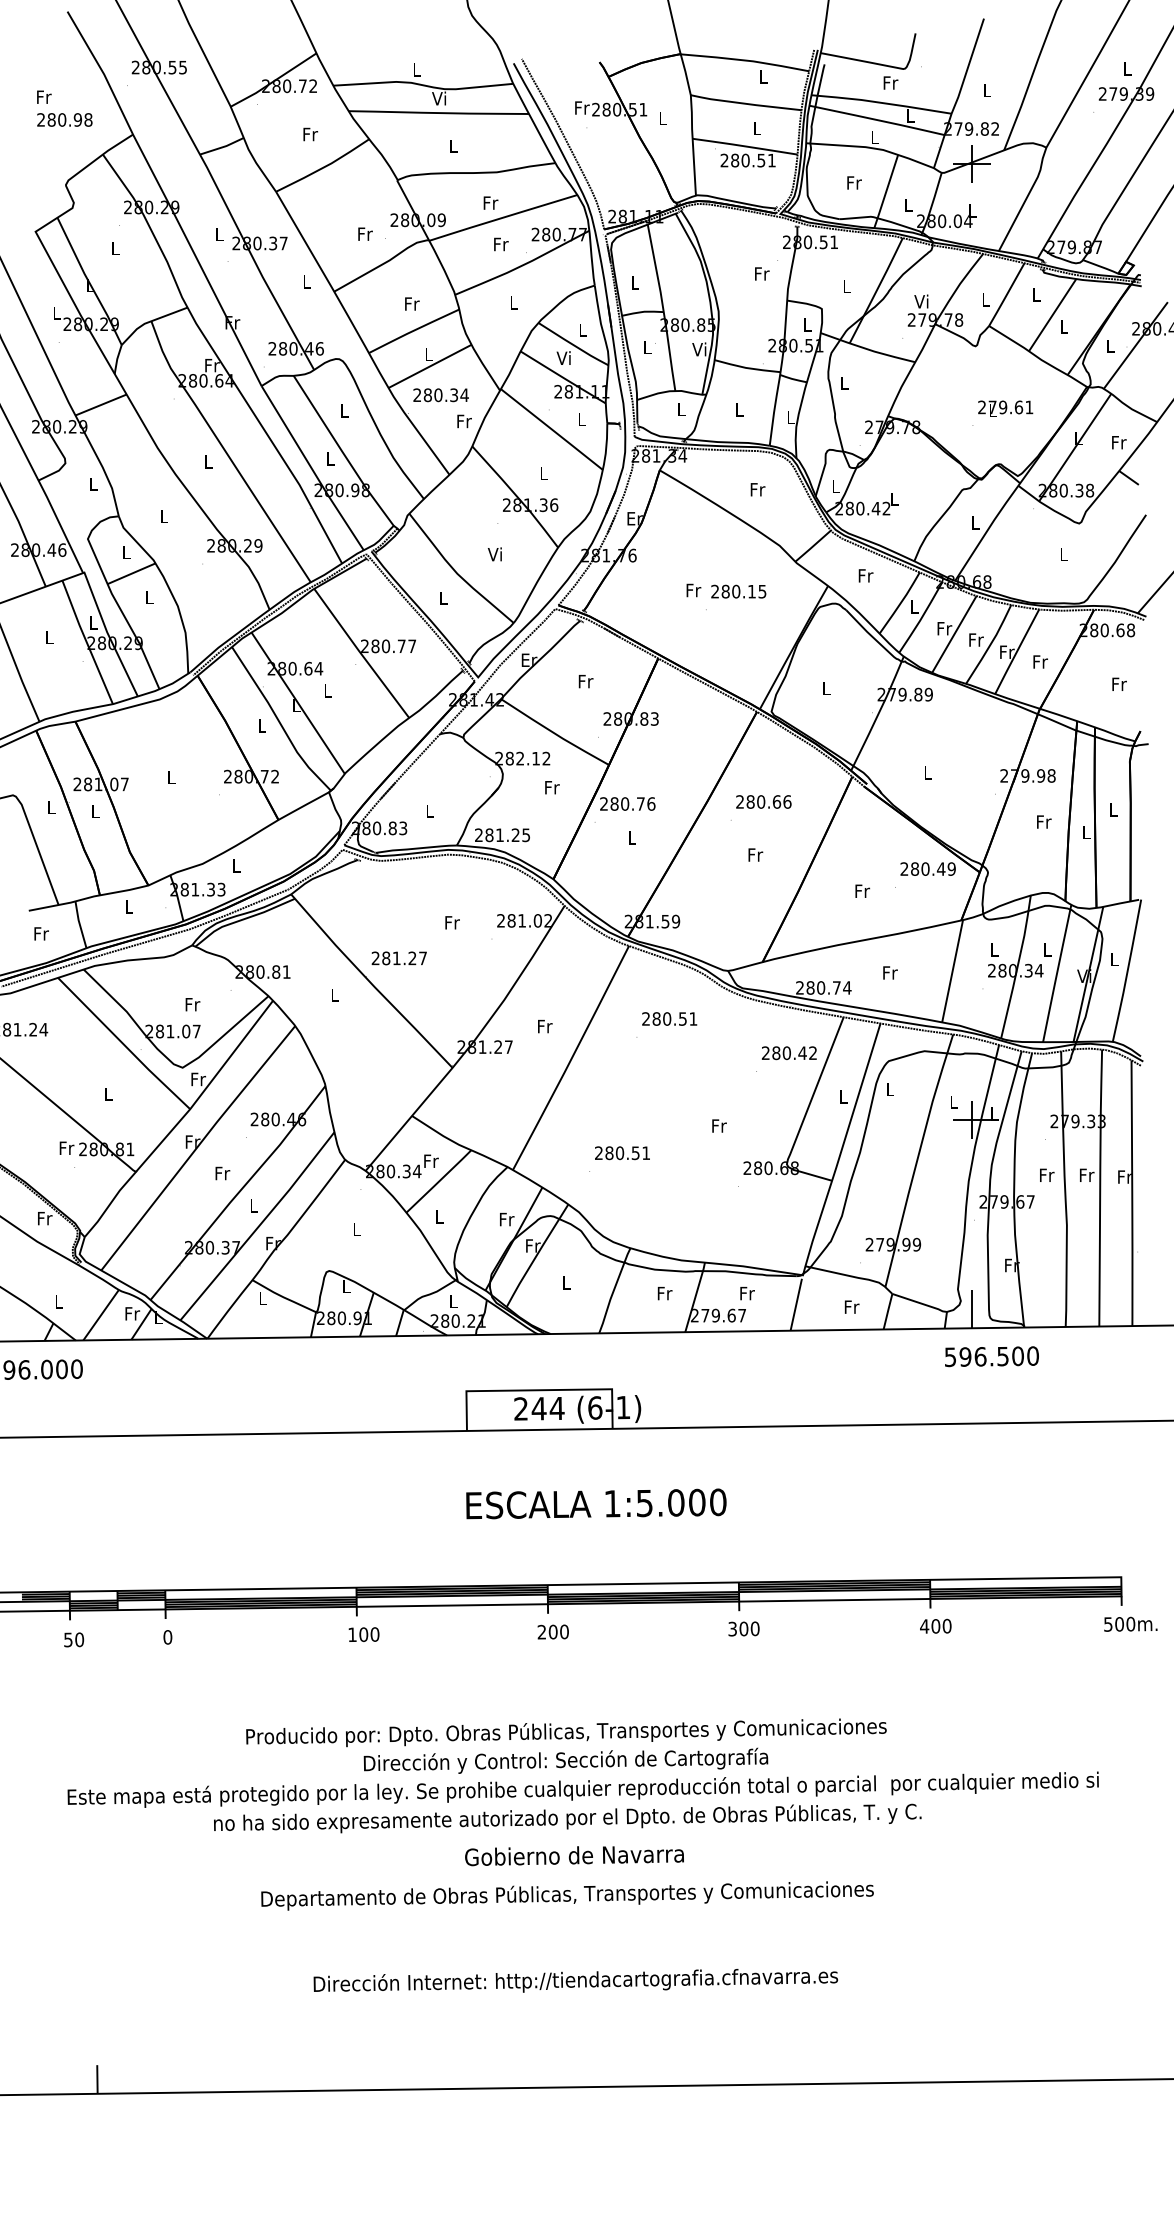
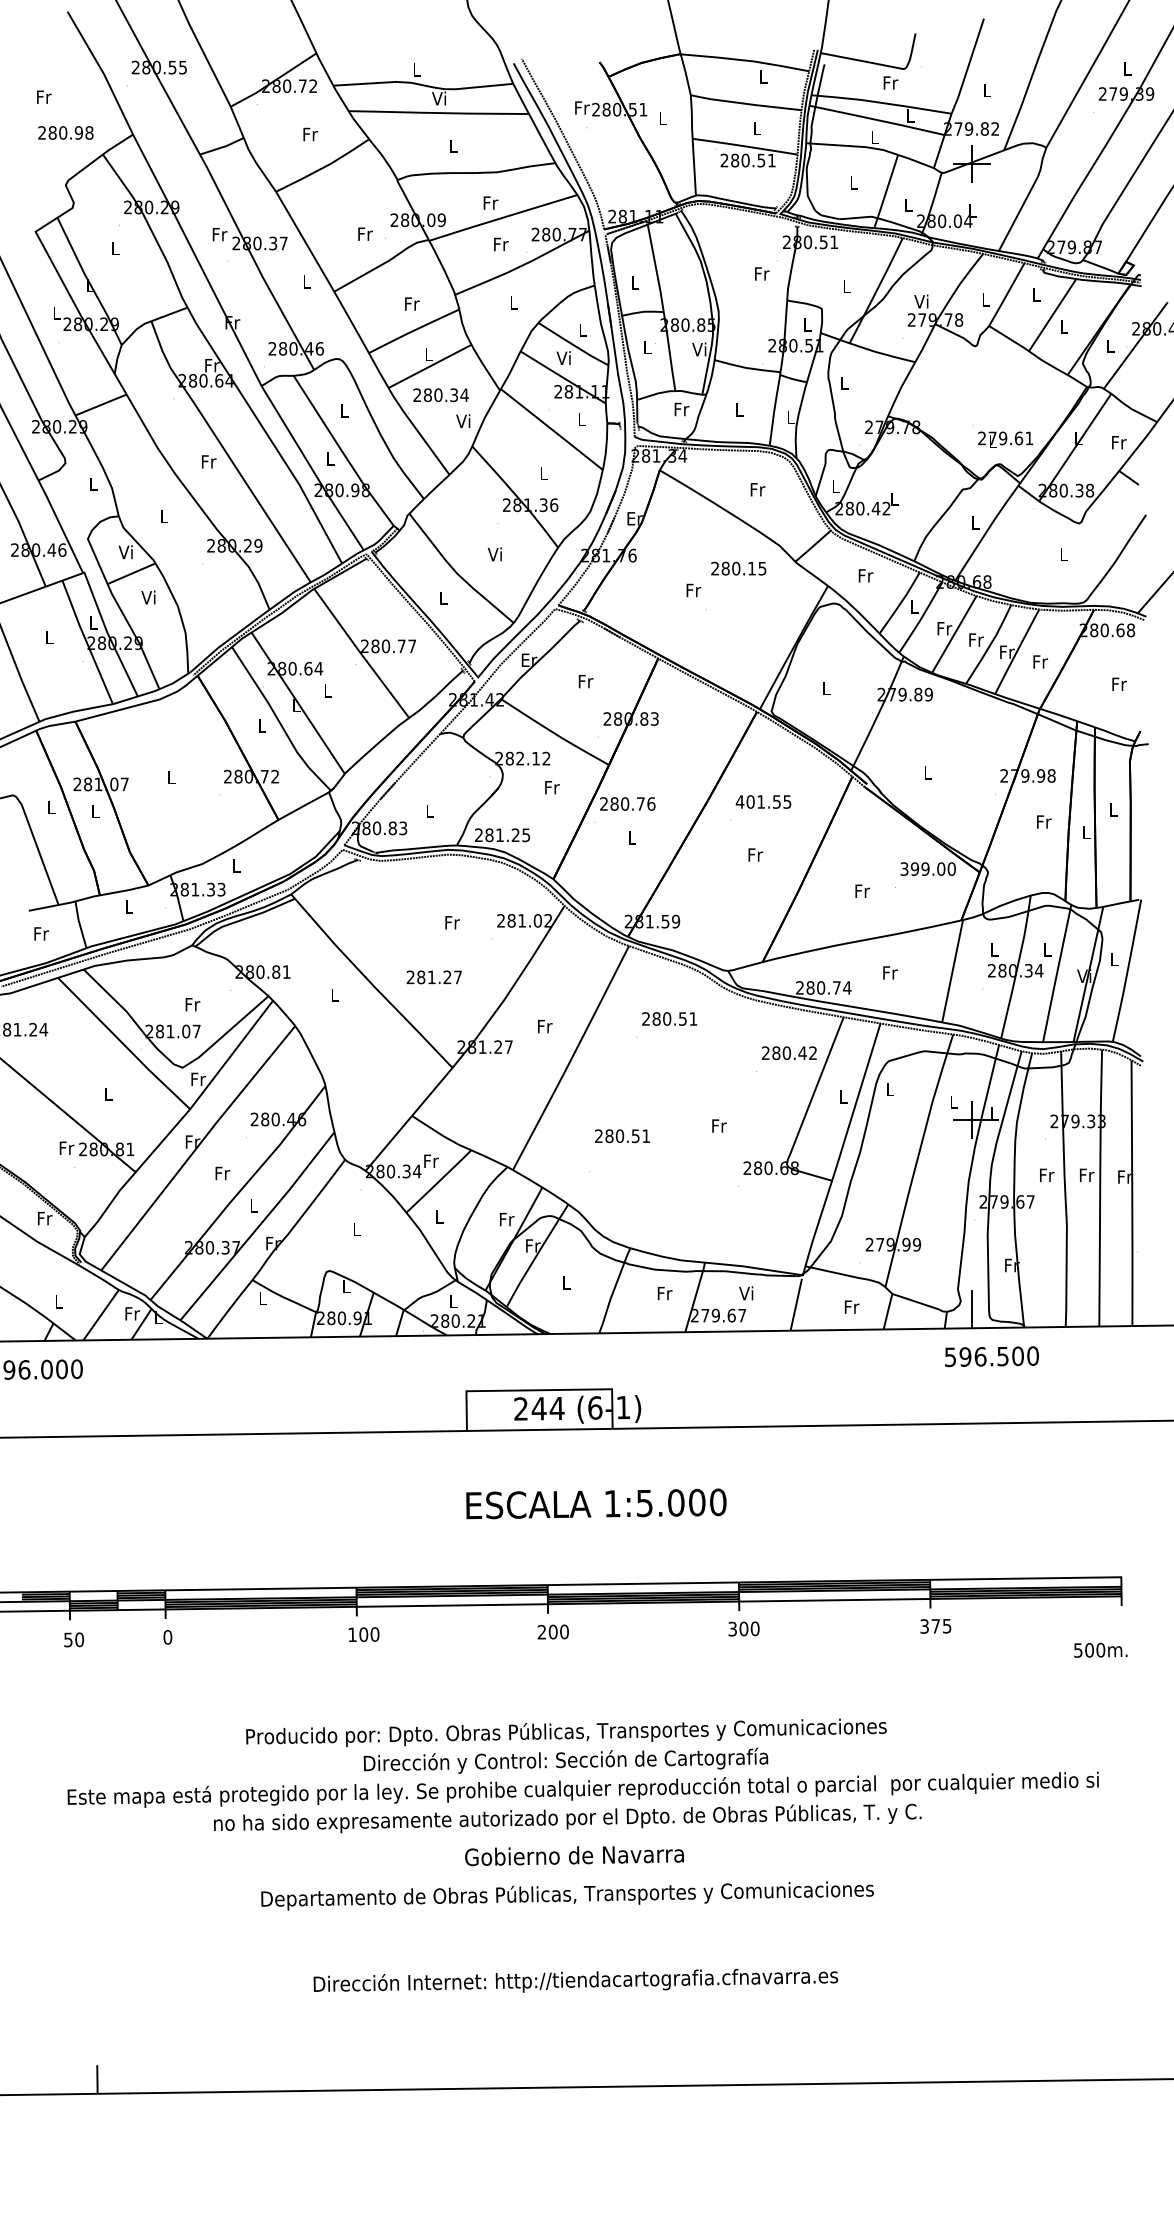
text position: (64, 119) -> (65, 132) (65, 132)
text: Fr -> L (854, 182)
text: L -> Fr (219, 234)
text position: (1005, 408) -> (1005, 439) (1005, 439)
text: L -> Fr (681, 409)
text: Fr -> Vi (463, 421)
text: L -> Fr (209, 461)
text: L -> Vi (125, 551)
text position: (738, 591) -> (738, 568) (738, 568)
text: L -> Vi (148, 597)
text: 280.66 -> 401.55 (763, 801)
text: 280.49 -> 399.00 (927, 868)
text position: (398, 958) -> (433, 977) (433, 977)
text position: (622, 1153) -> (622, 1136) (622, 1136)
text: Fr -> Vi (746, 1293)
text position: (1130, 1623) -> (1100, 1649) (1100, 1649)
text: 400 -> 375 (935, 1625)
